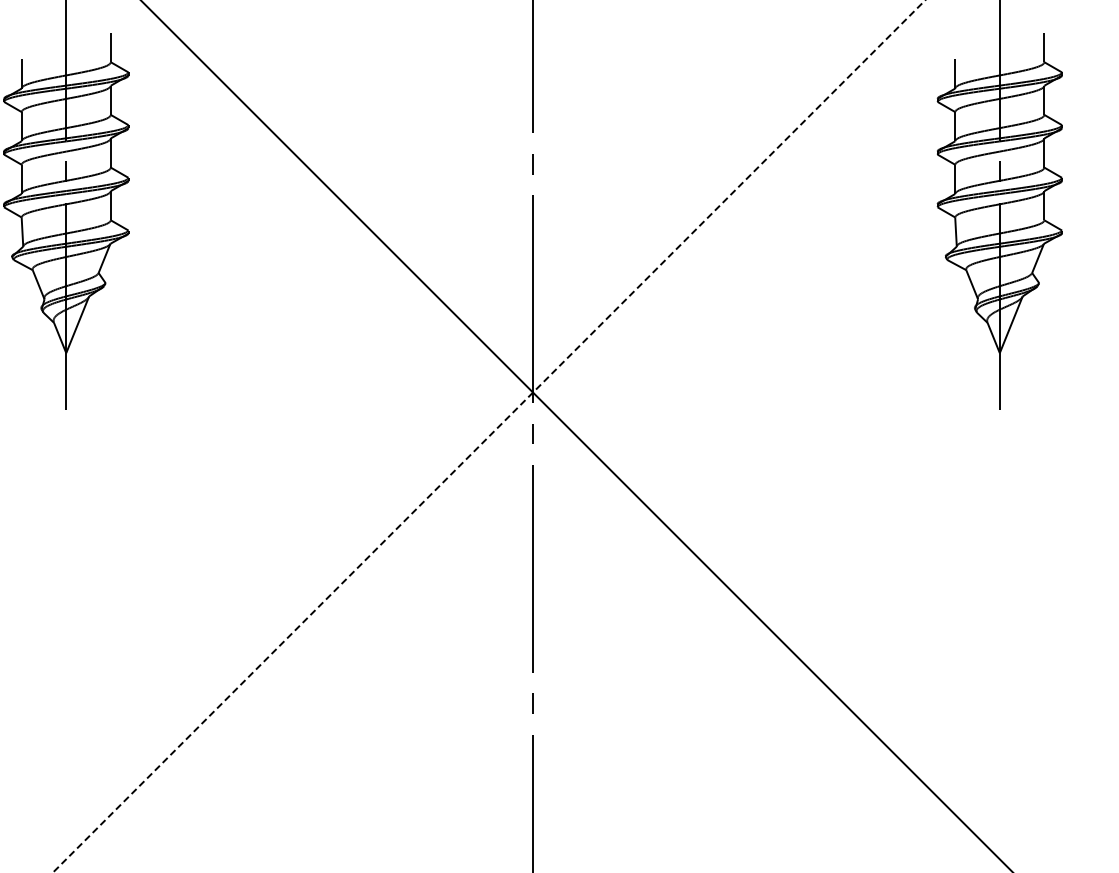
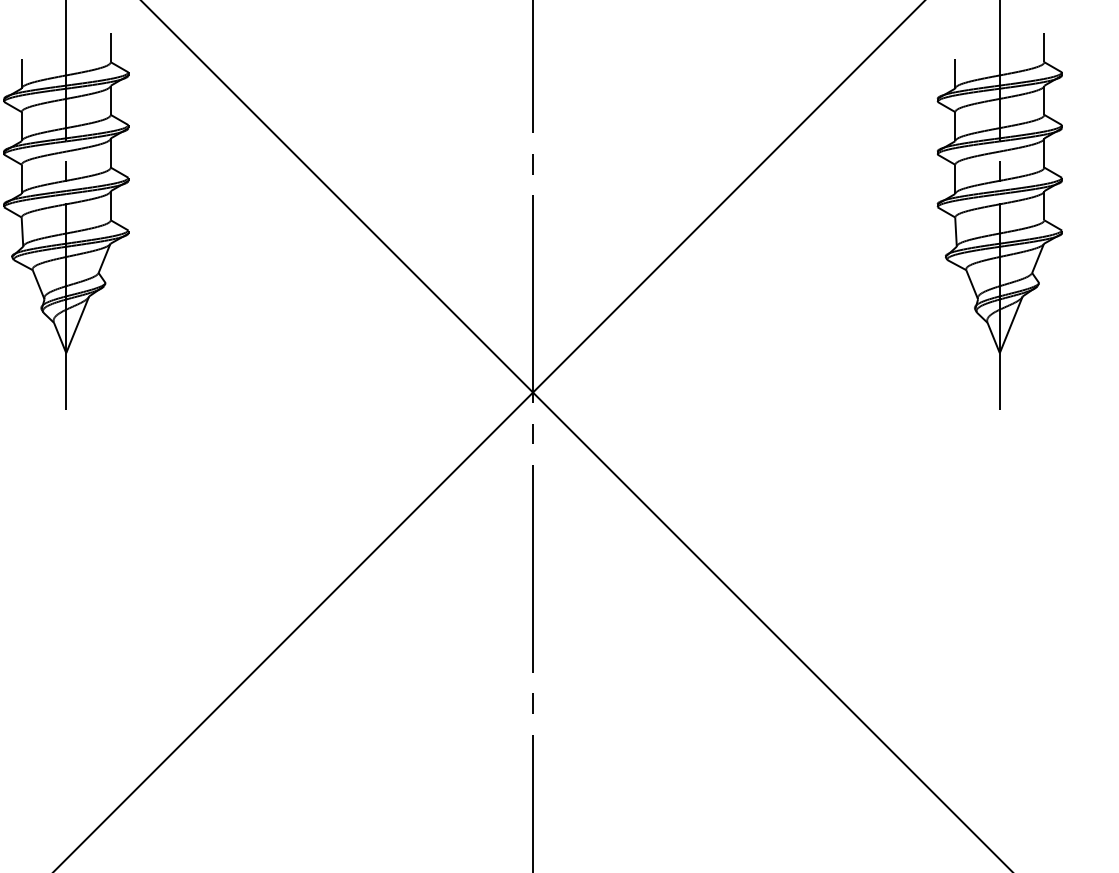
line: dashed -> solid (488, 436)
